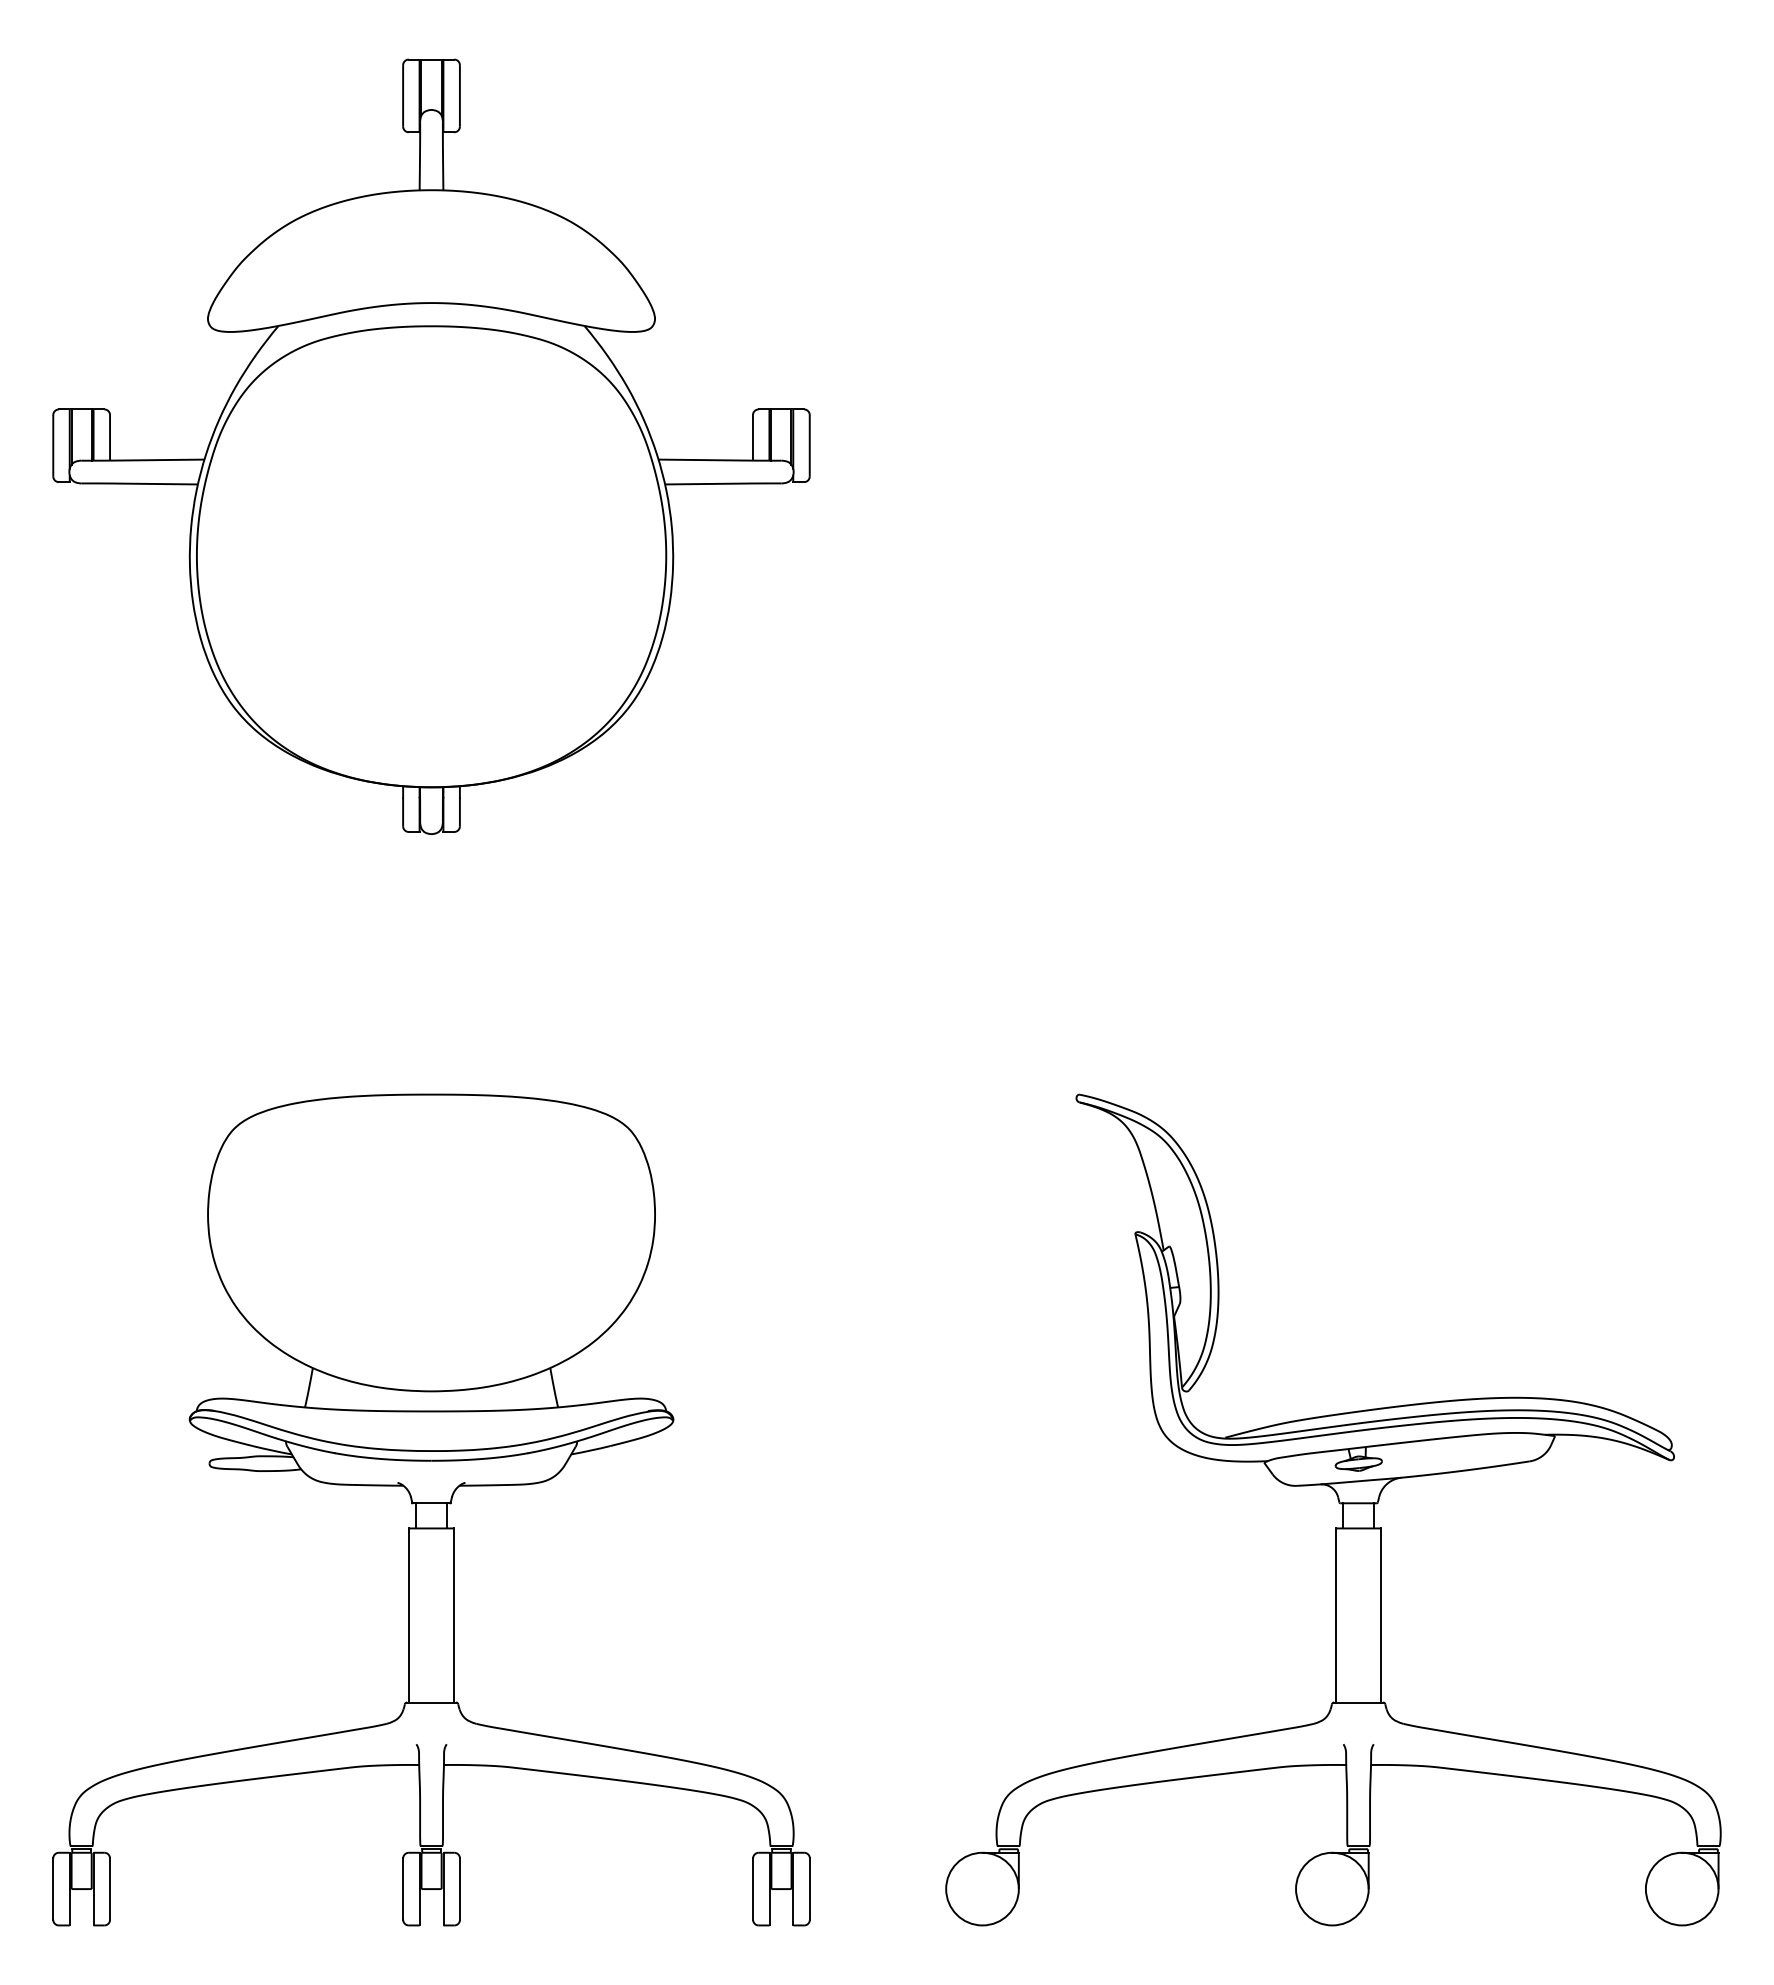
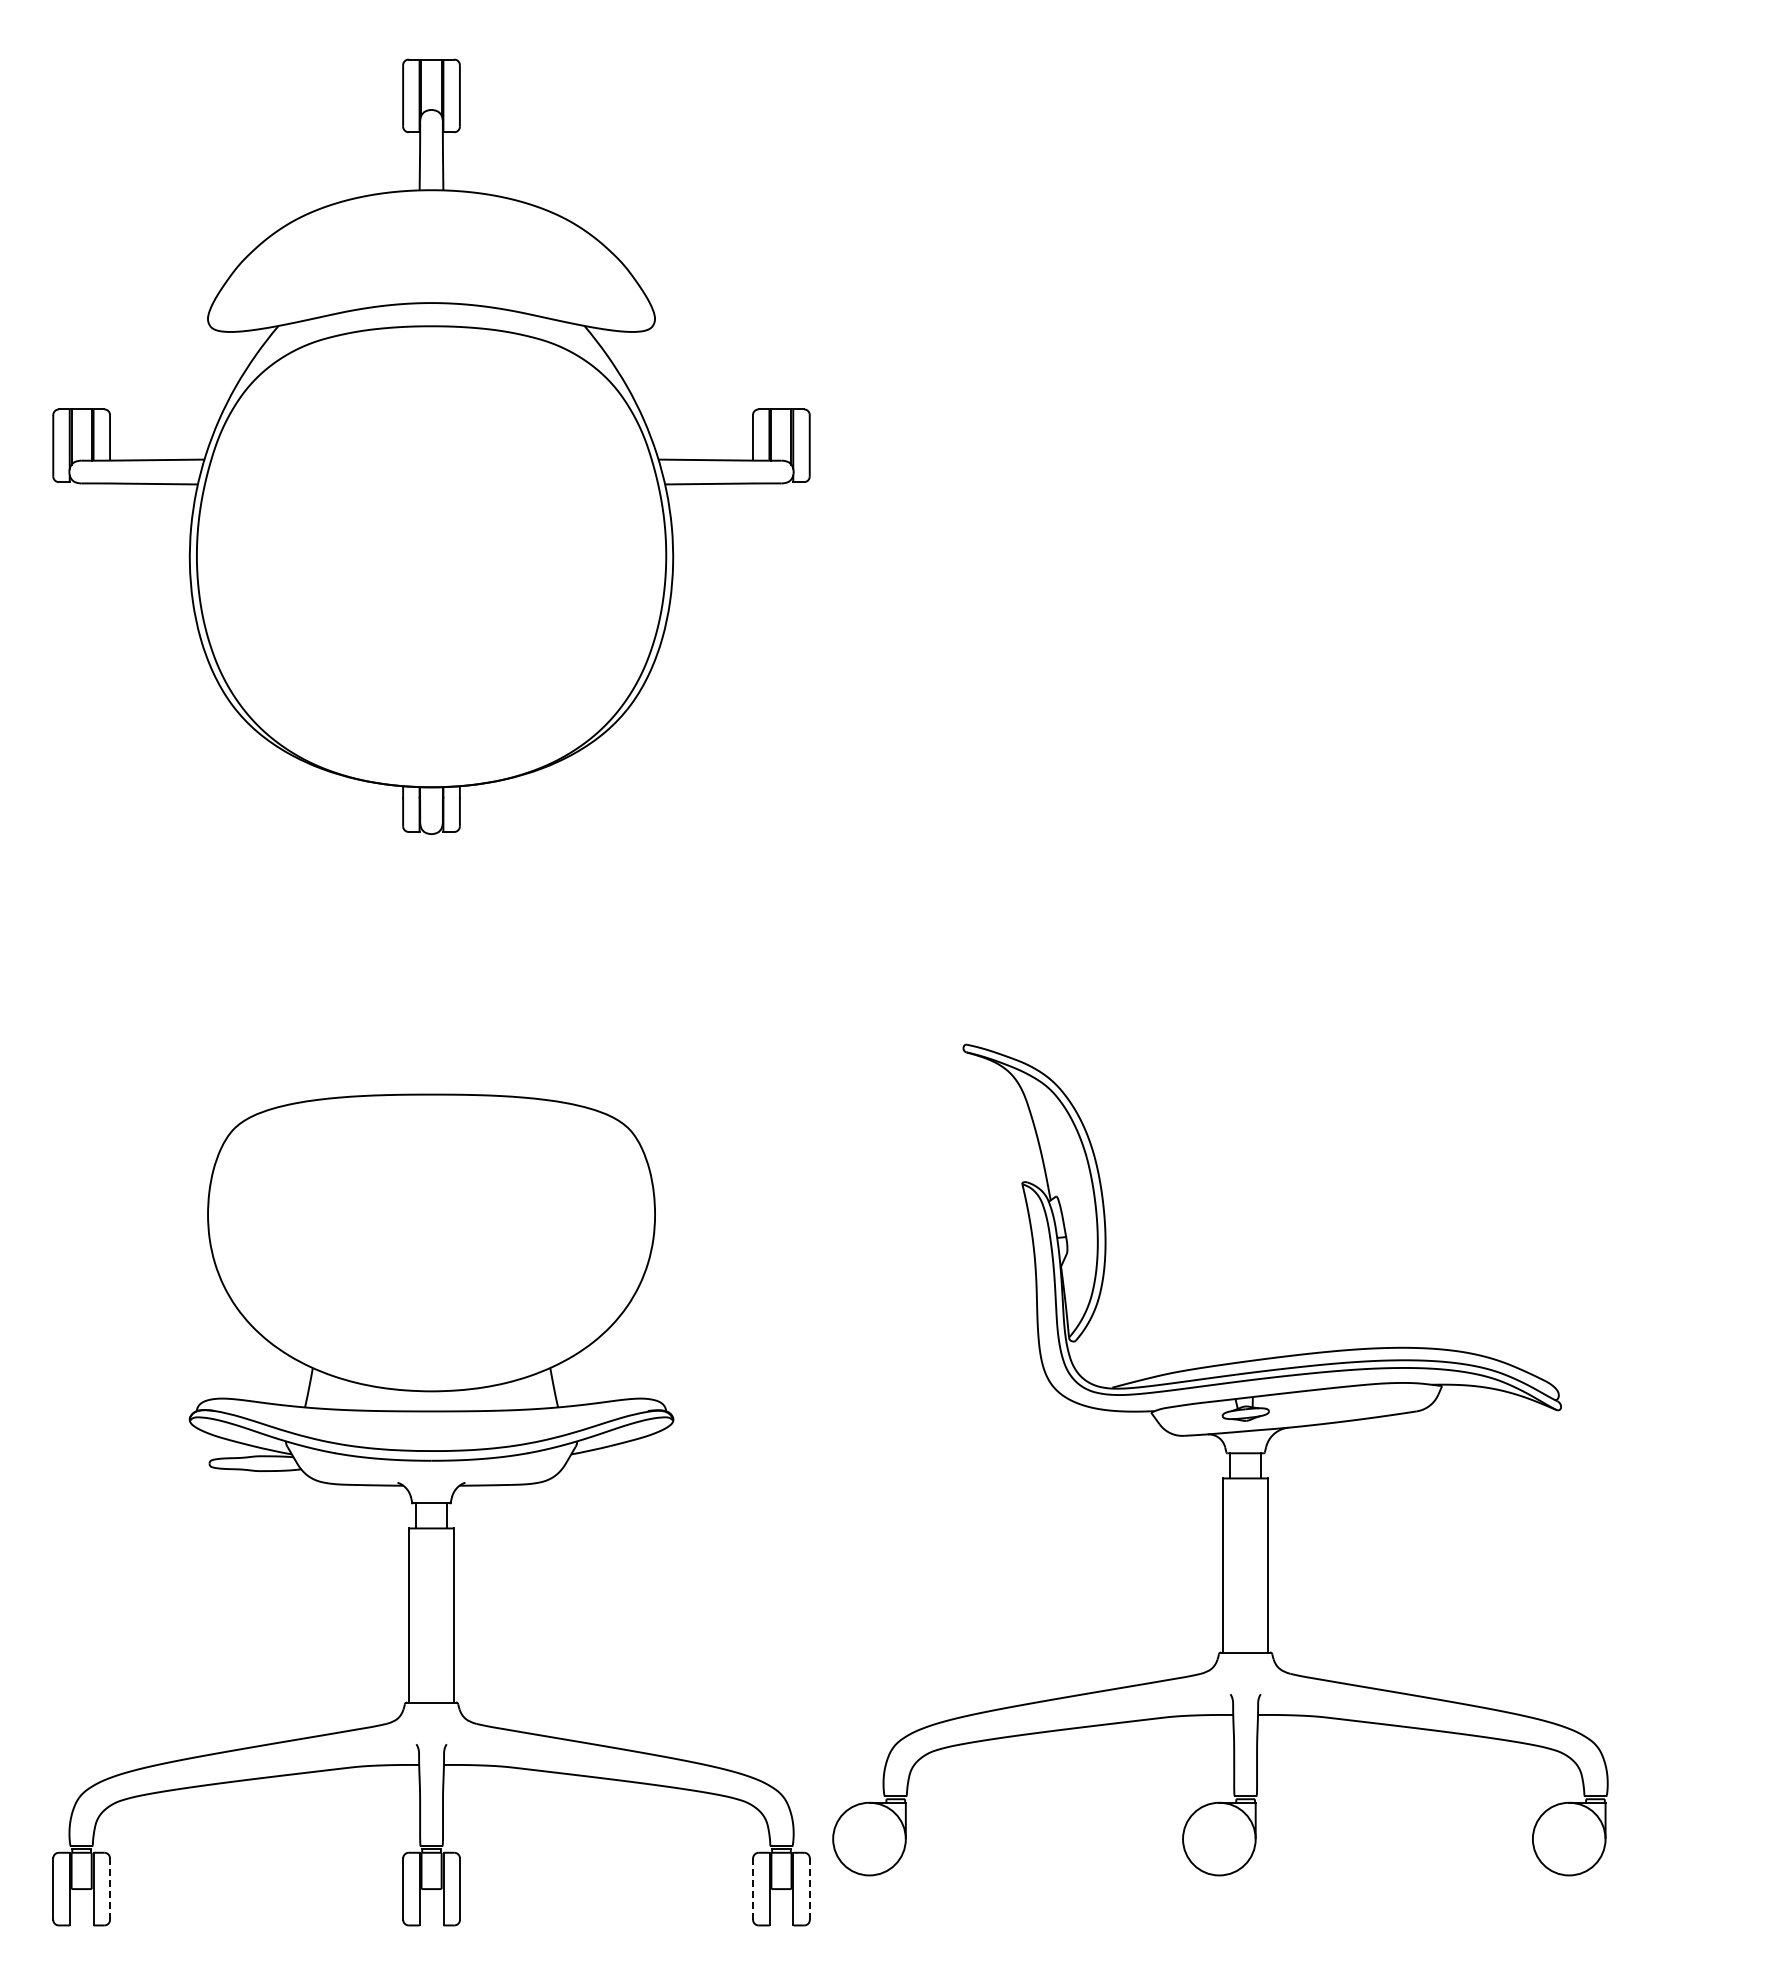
part position: (1338, 1503) -> (1225, 1453) (1225, 1453)
line: solid -> dashed (110, 1889)
line: solid -> dashed (753, 1889)
line: solid -> dashed (809, 1889)
